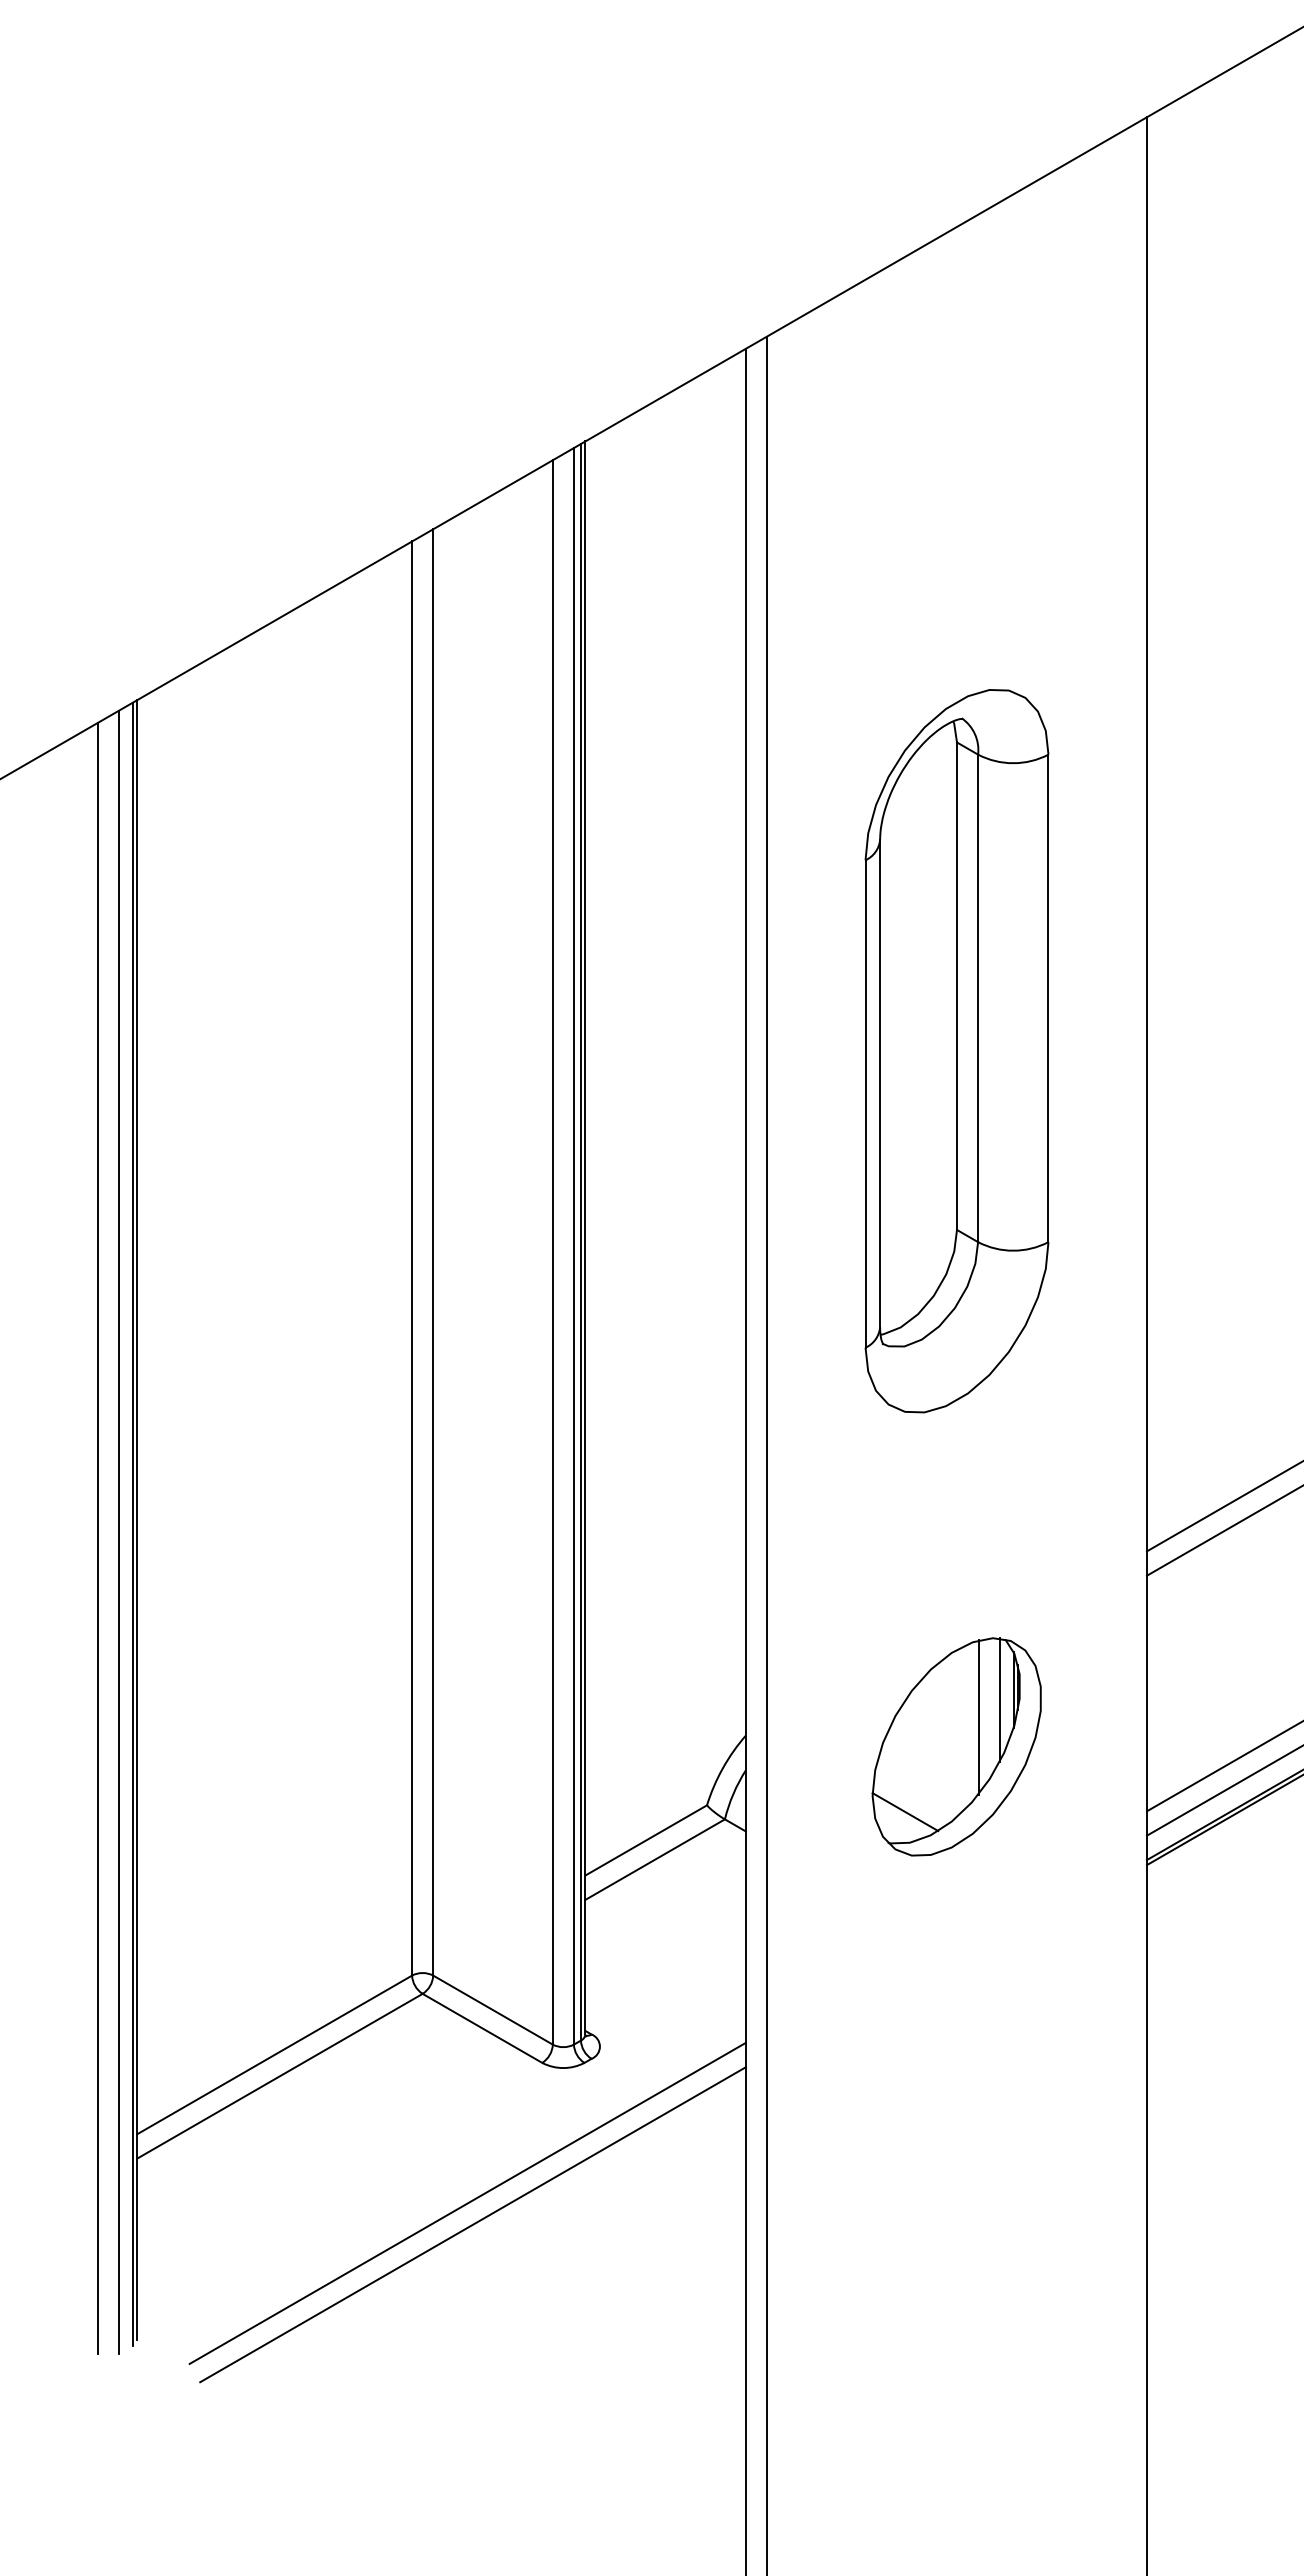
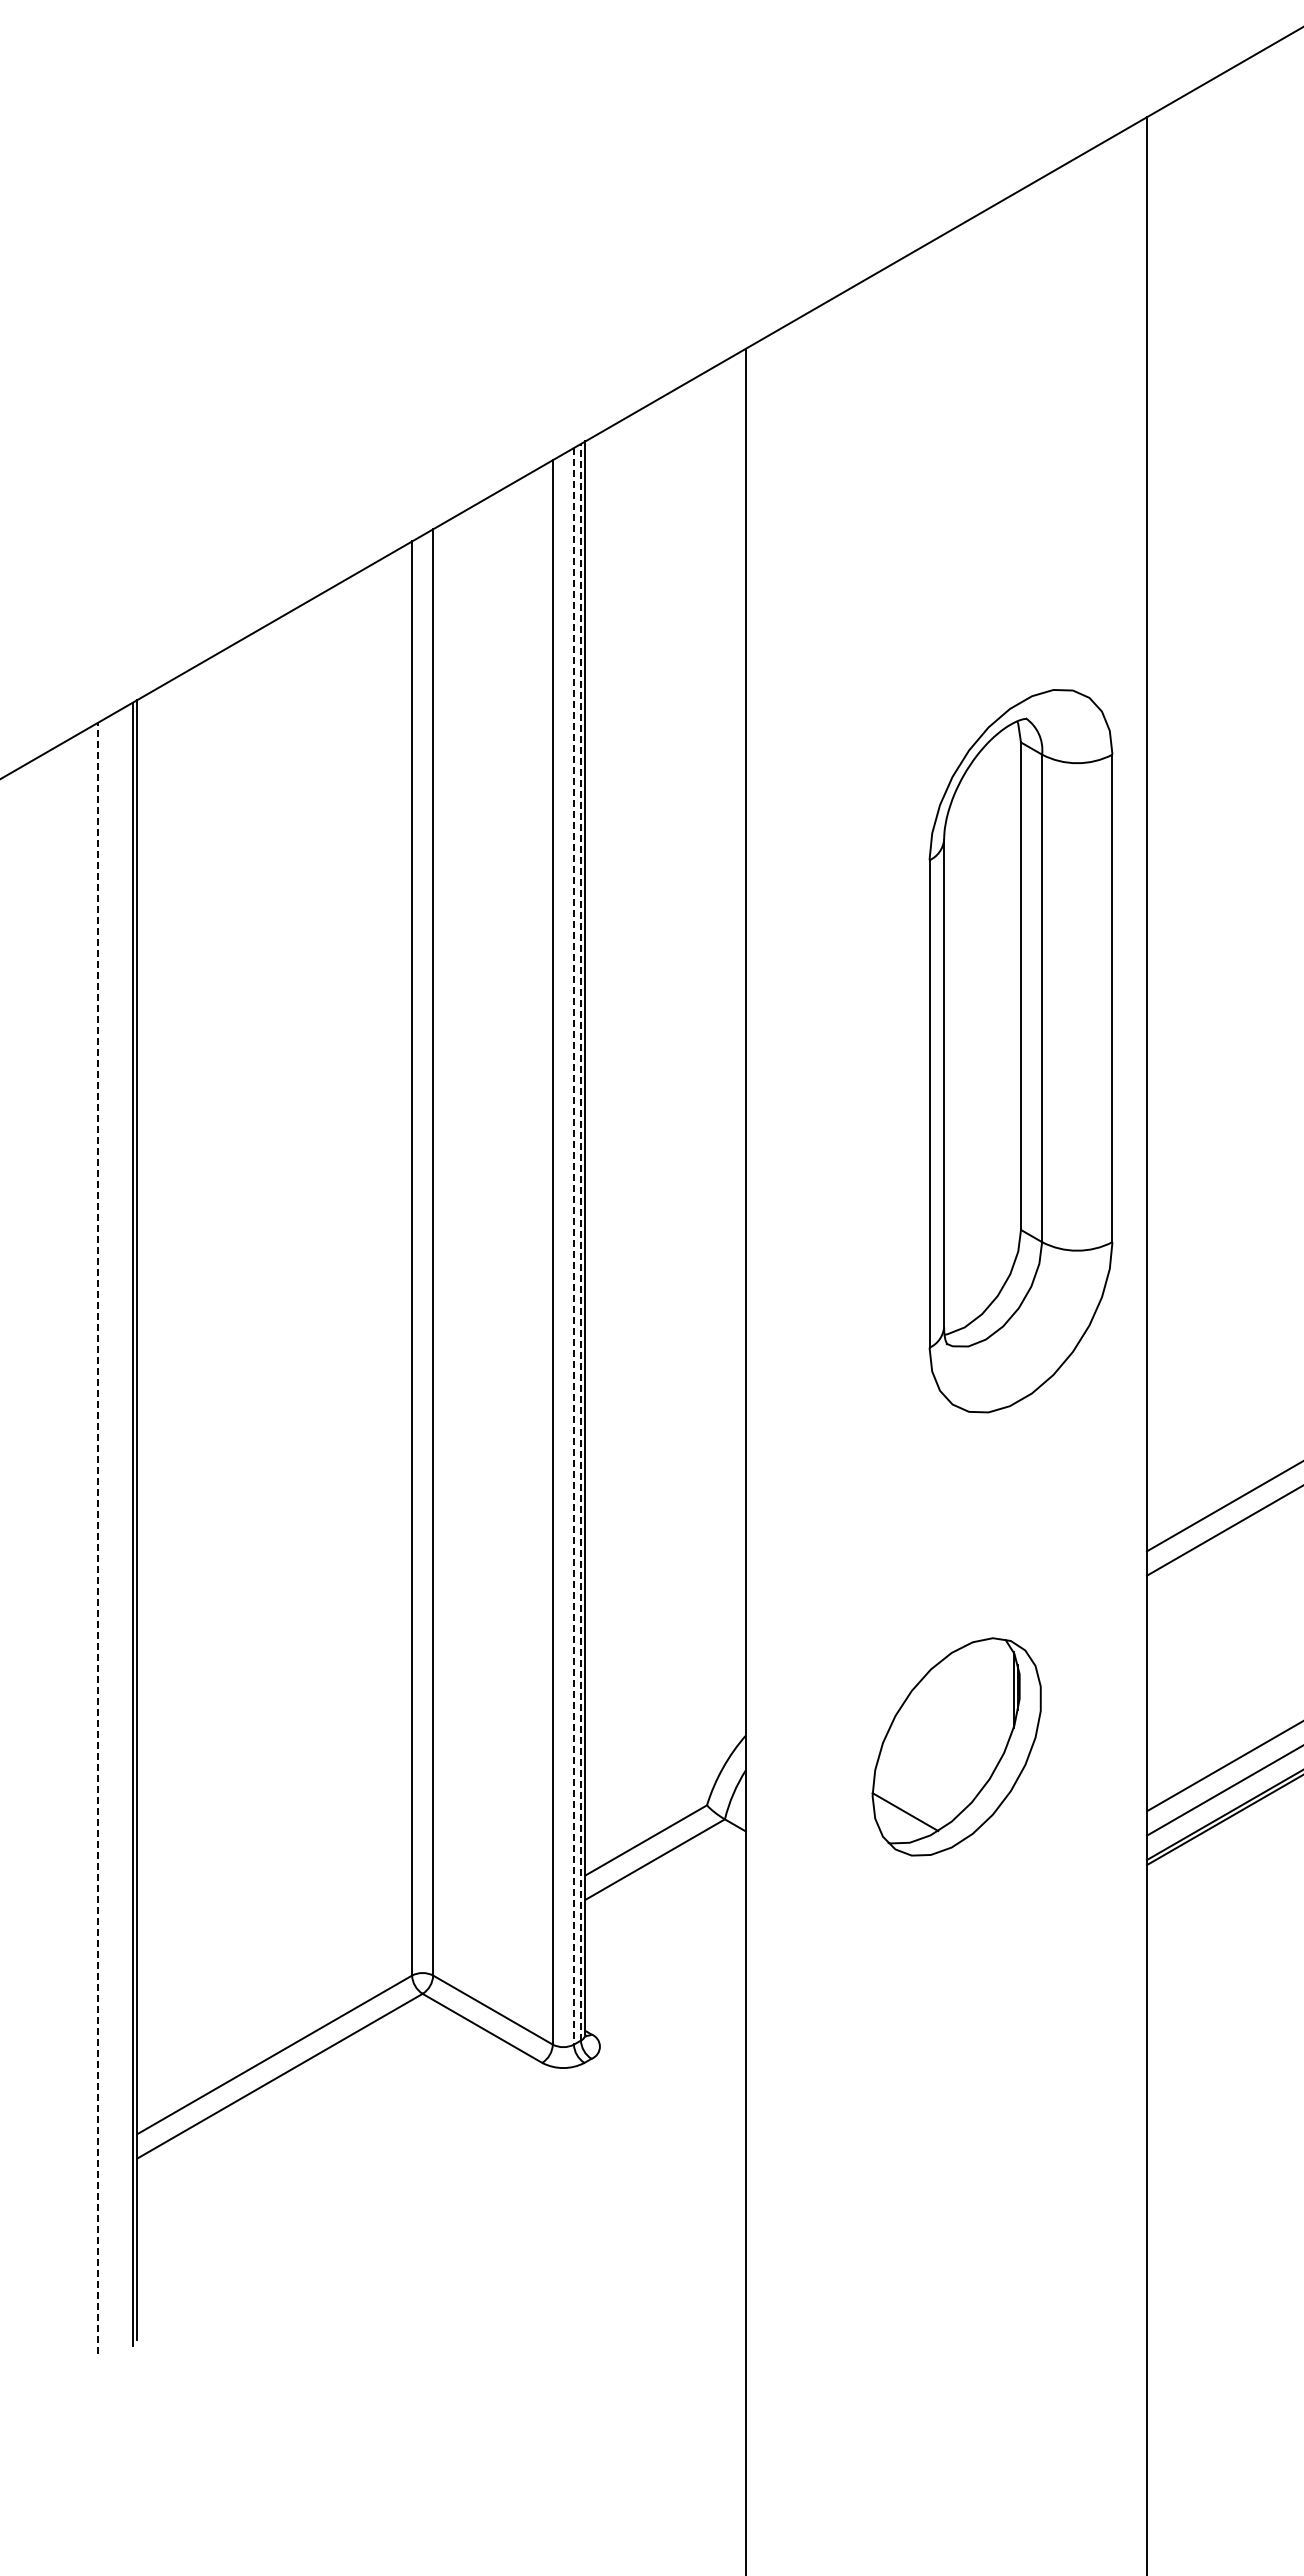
part position: (956, 1051) -> (1020, 1051) (1020, 1051)
line: solid -> dashed (580, 1241)
line: solid -> dashed (573, 1246)
line: present -> none (767, 1454)
line: present -> none (118, 1531)
line: solid -> dashed (97, 1537)
line: present -> none (999, 1700)
line: present -> none (978, 1717)
line: present -> none (467, 2202)
line: present -> none (472, 2224)
